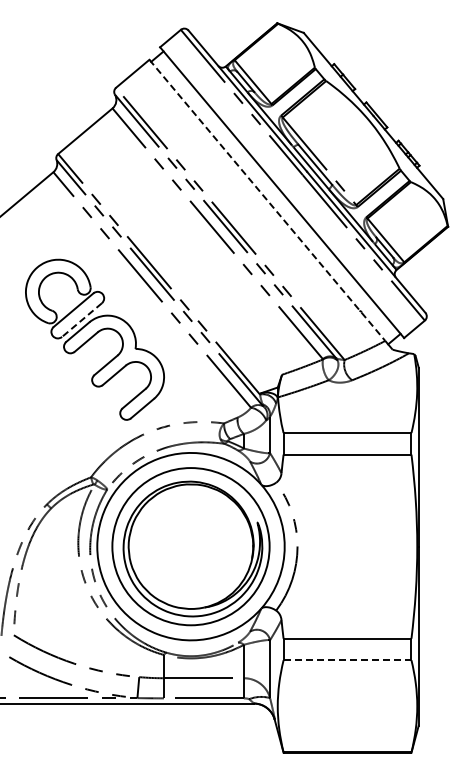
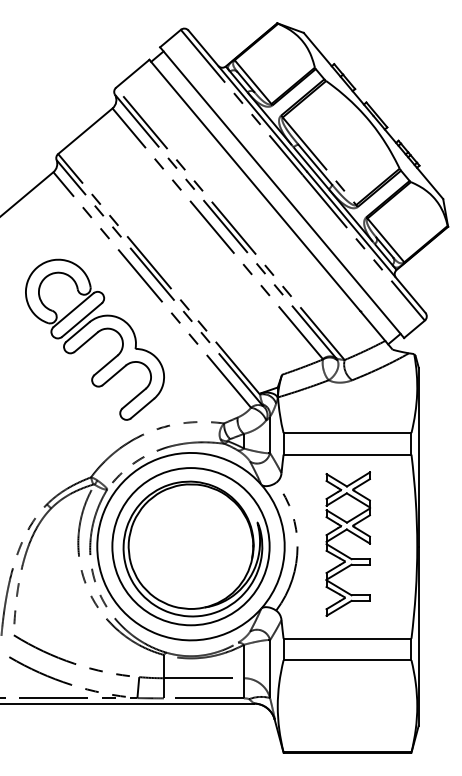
line: dashed -> solid (267, 200)
line: dashed -> solid (81, 320)
part: none -> present (352, 534)
line: dashed -> solid (347, 660)
